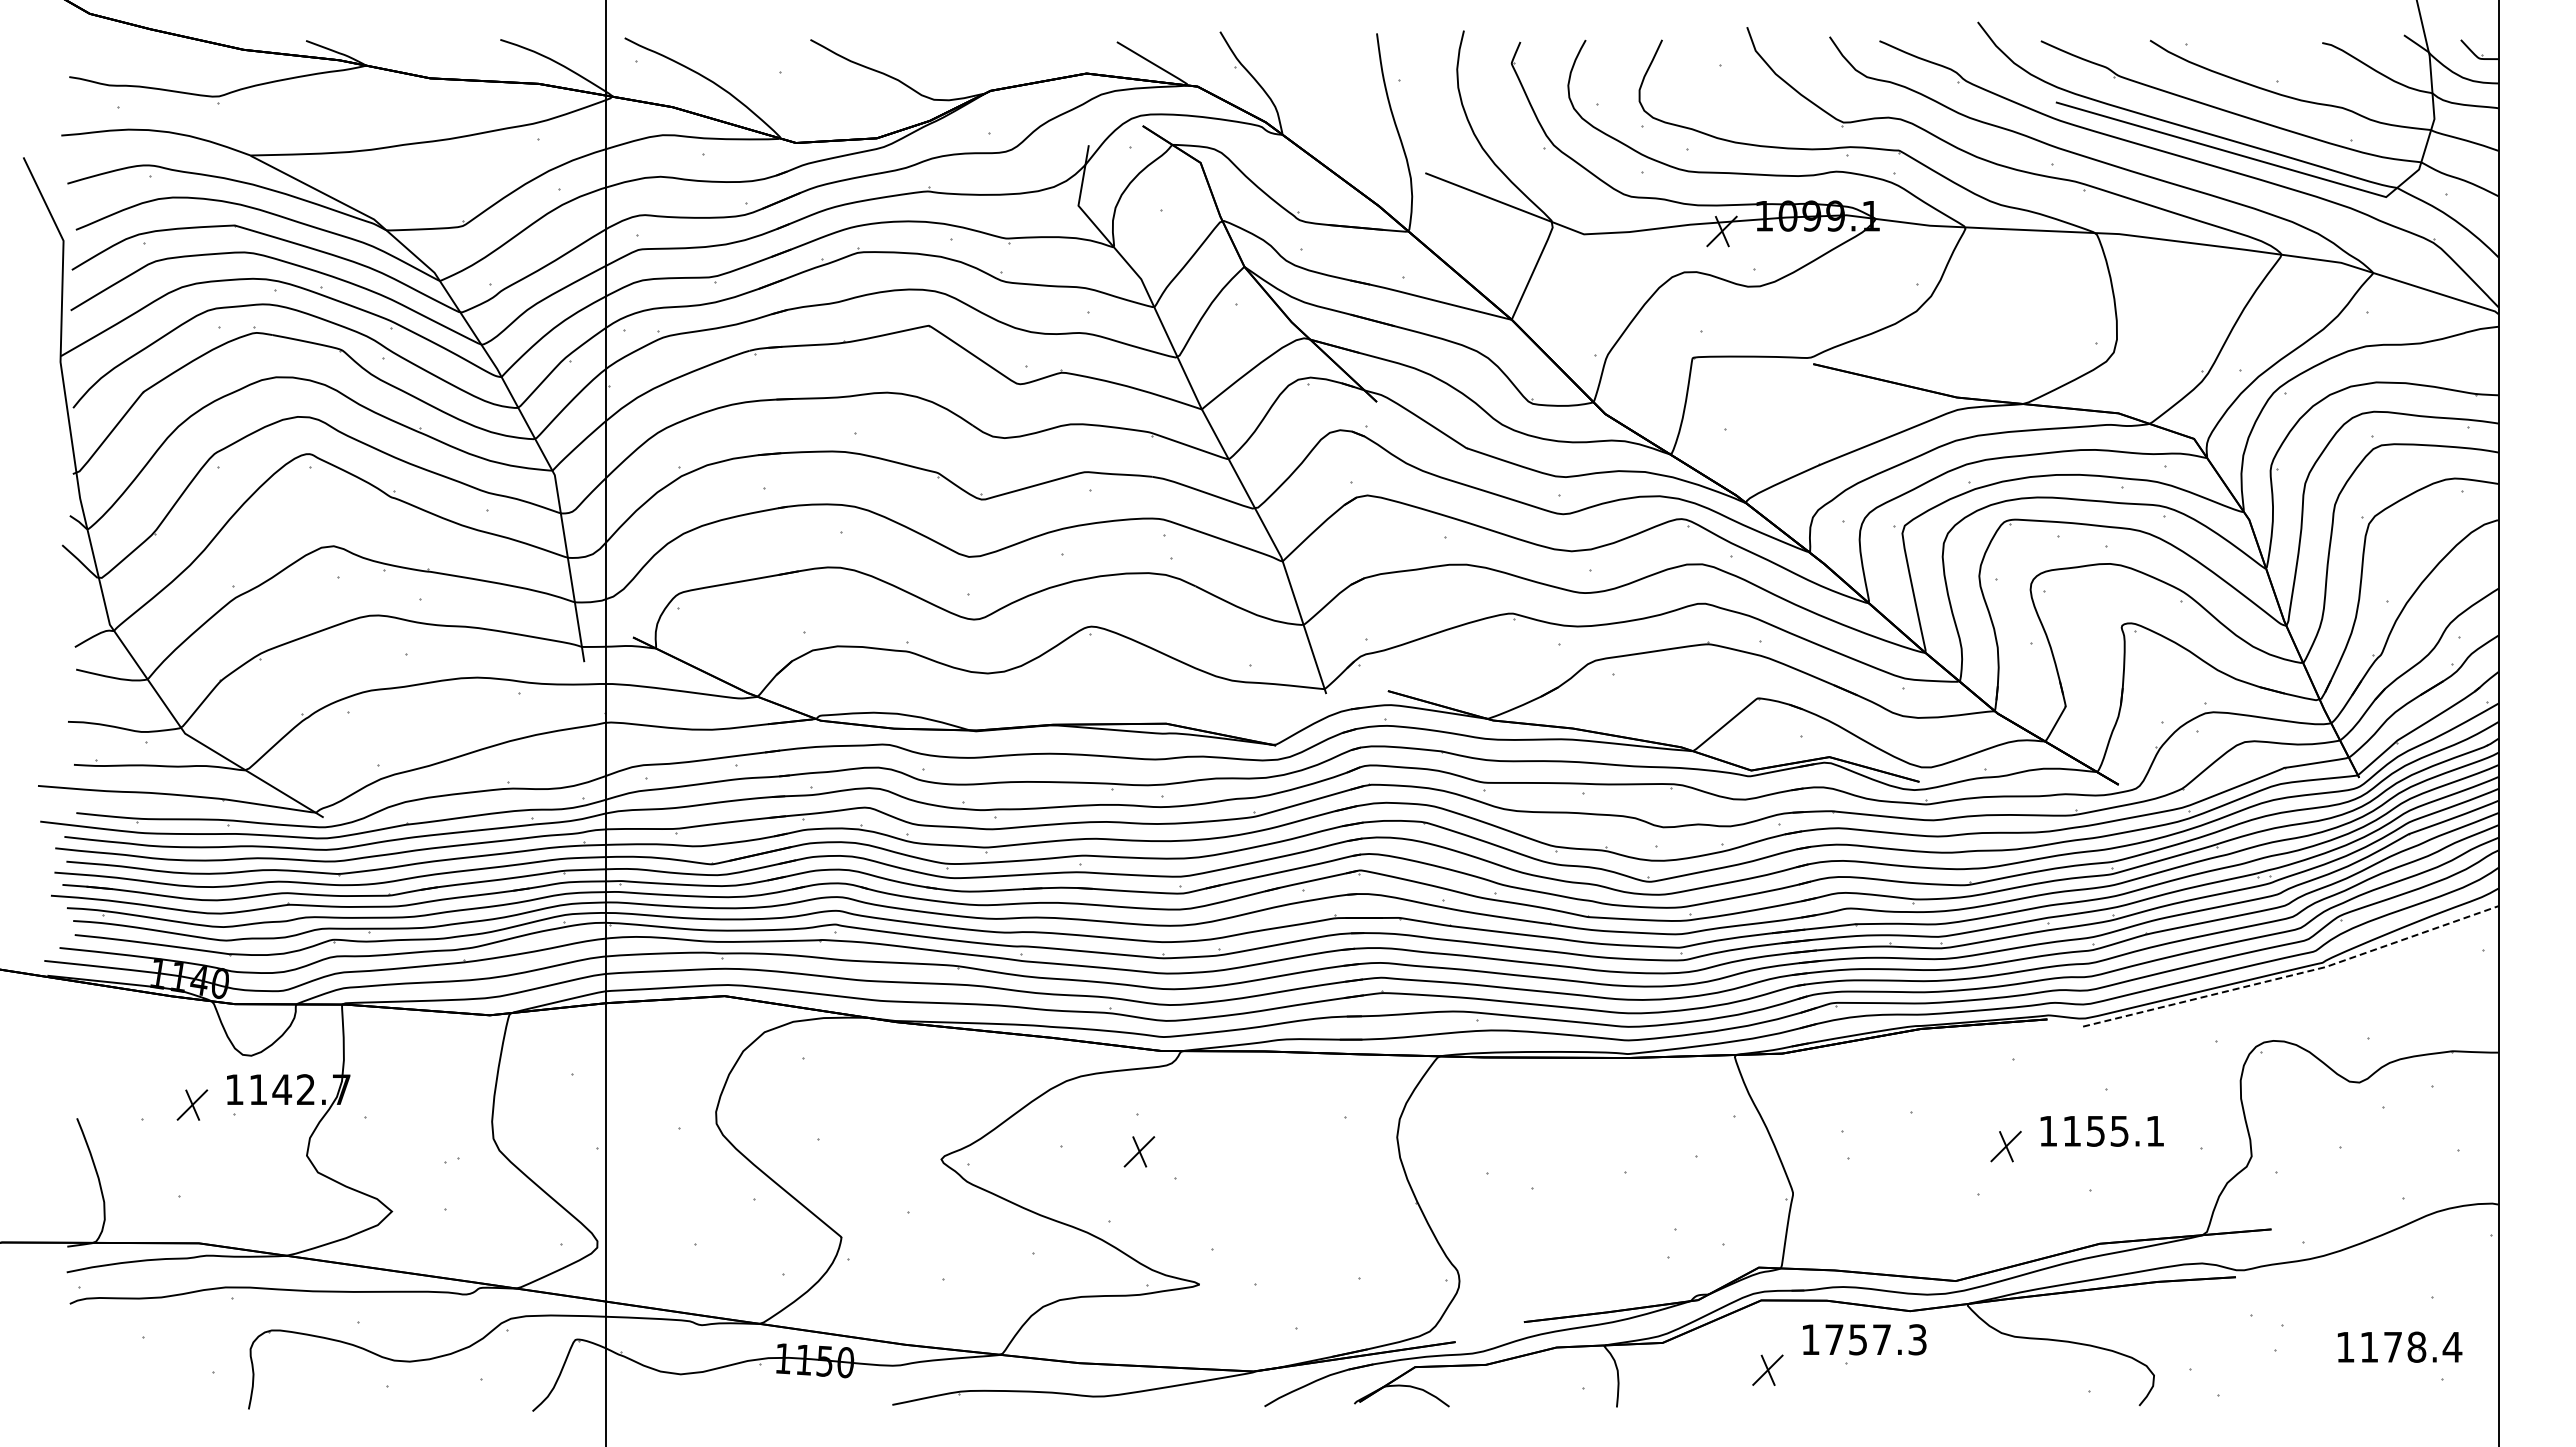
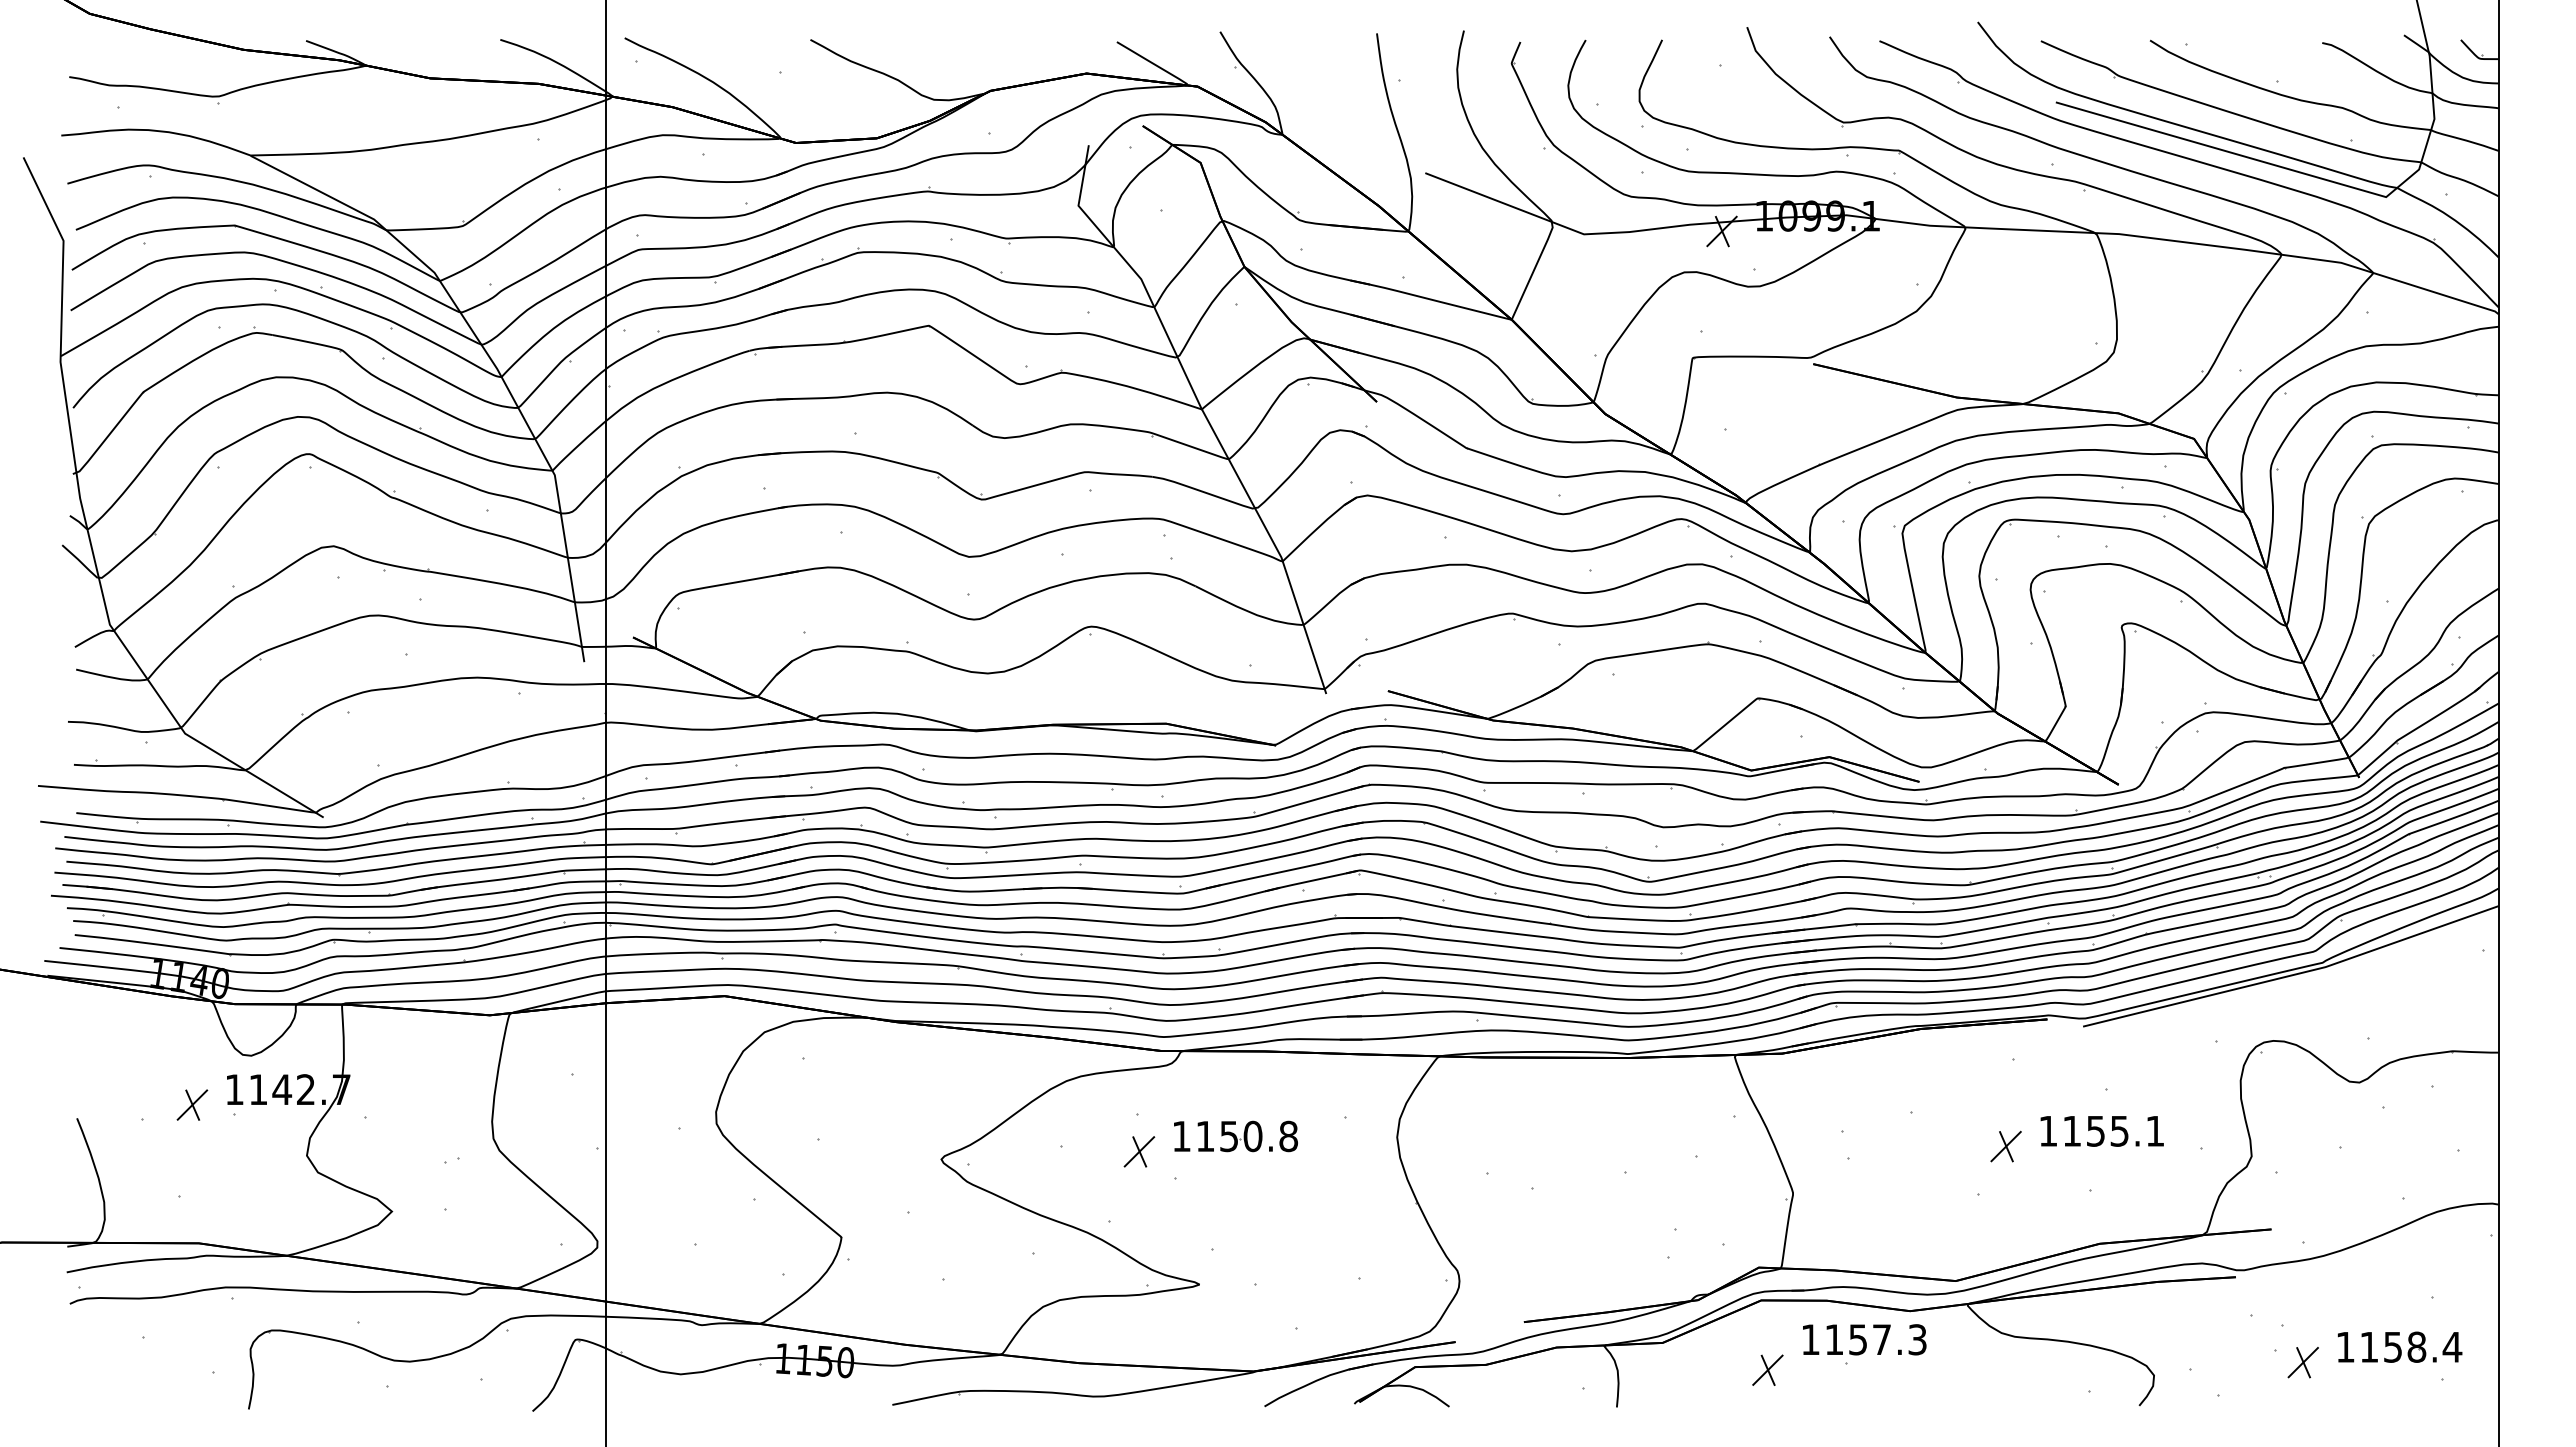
line: dashed -> solid (2294, 974)
part: none -> present (1235, 1136)
text: 1757.3 -> 1157.3 (1834, 1339)
text: 1178.4 -> 1158.4 (2392, 1347)
part: none -> present (2302, 1362)
